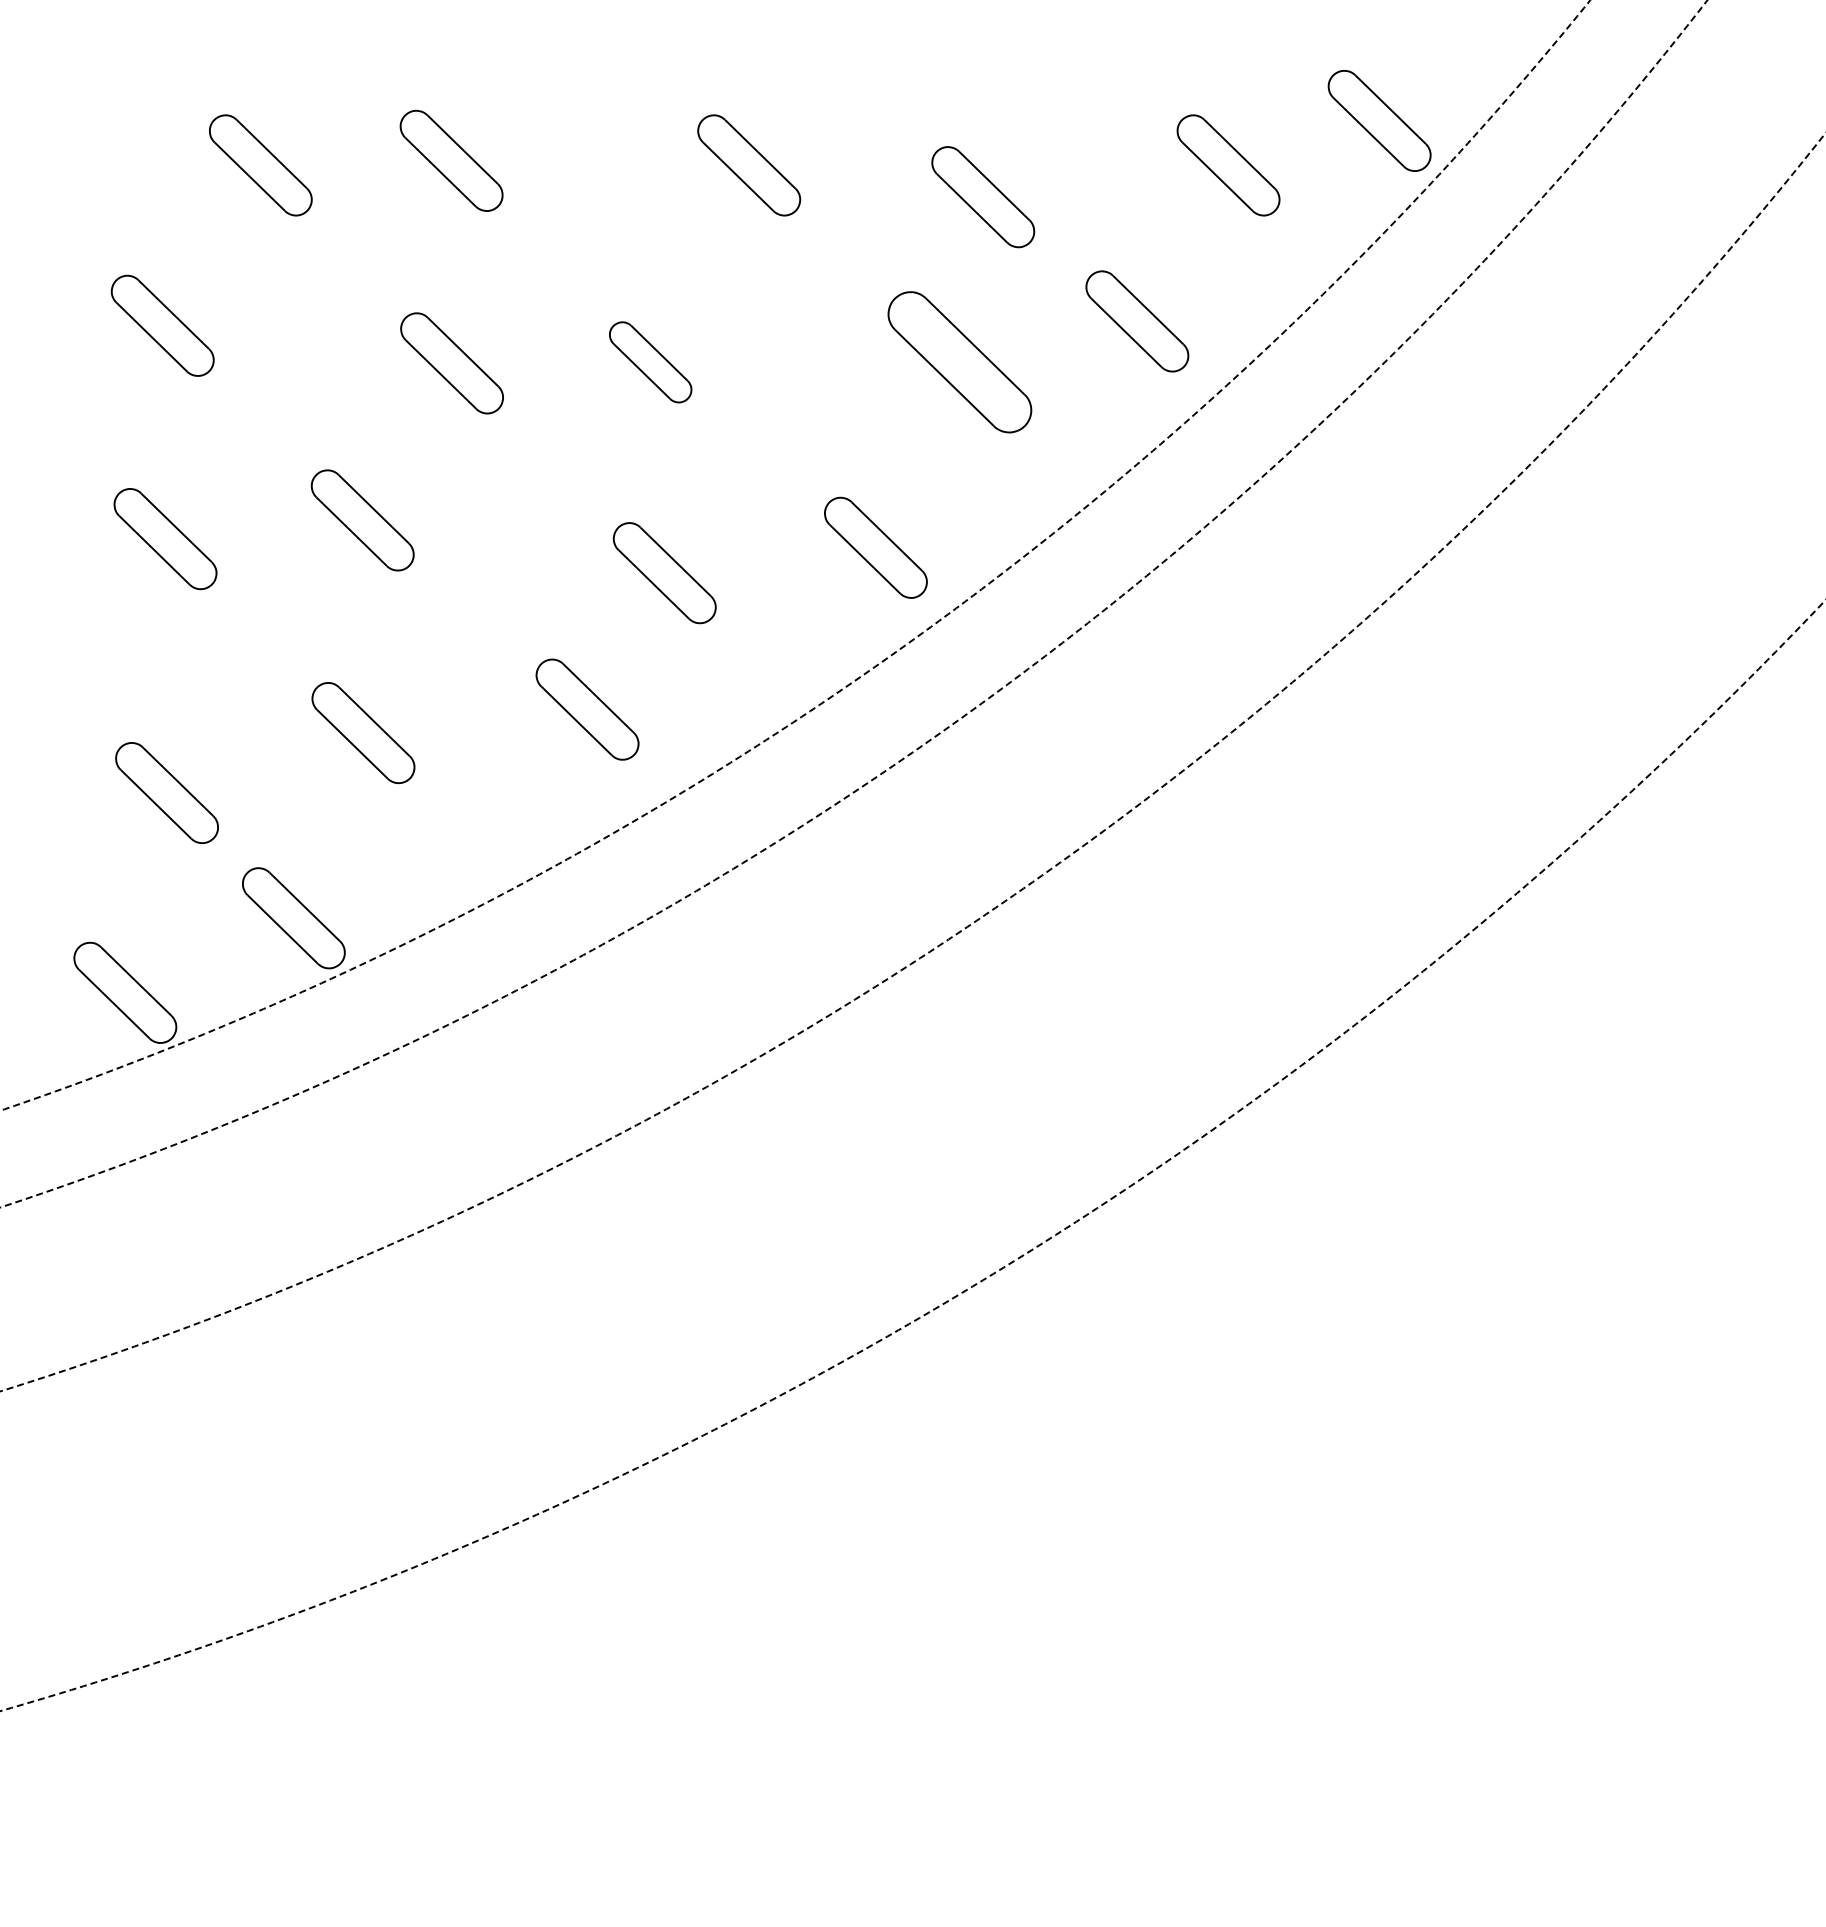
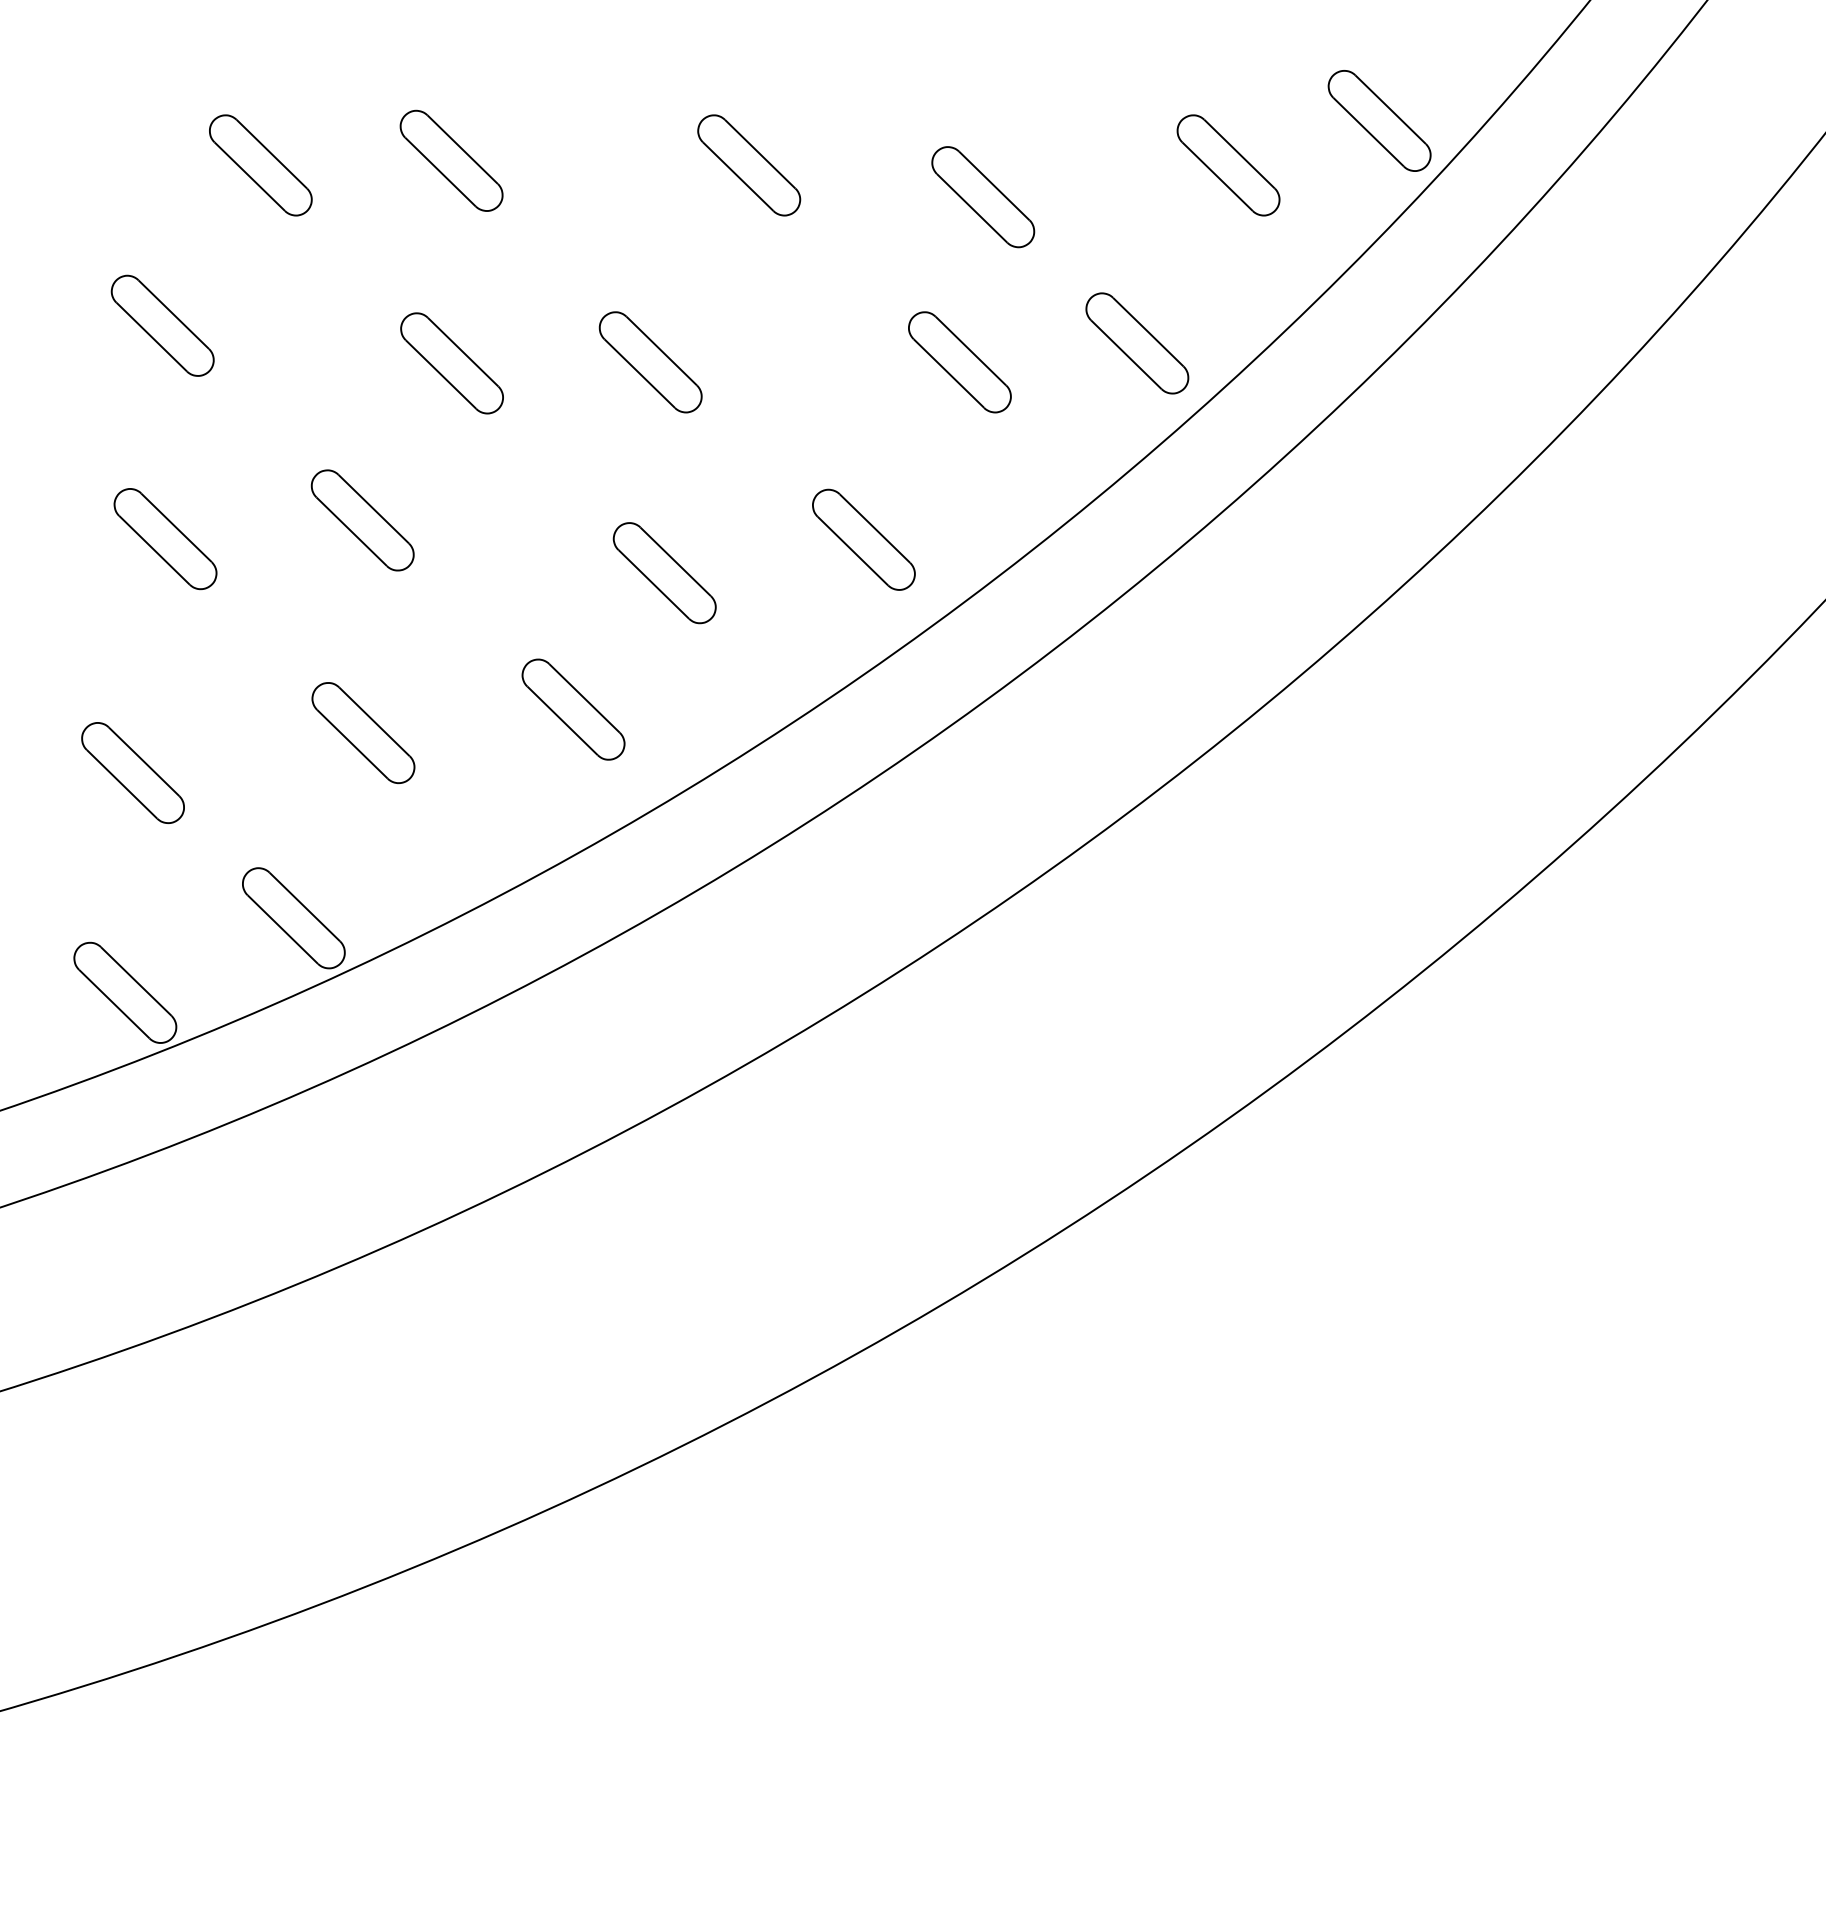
part position: (1137, 321) -> (1137, 343) (1137, 343)
part size: 84x83 px -> 105x103 px (650, 362)
part size: 146x143 px -> 104x103 px (959, 362)
part position: (875, 547) -> (863, 539) (863, 539)
circle: dashed -> solid (795, 555)
circle: dashed -> solid (853, 603)
part position: (587, 709) -> (573, 709) (573, 709)
circle: dashed -> solid (912, 761)
part position: (166, 792) -> (132, 772) (132, 772)
circle: dashed -> solid (912, 1155)
